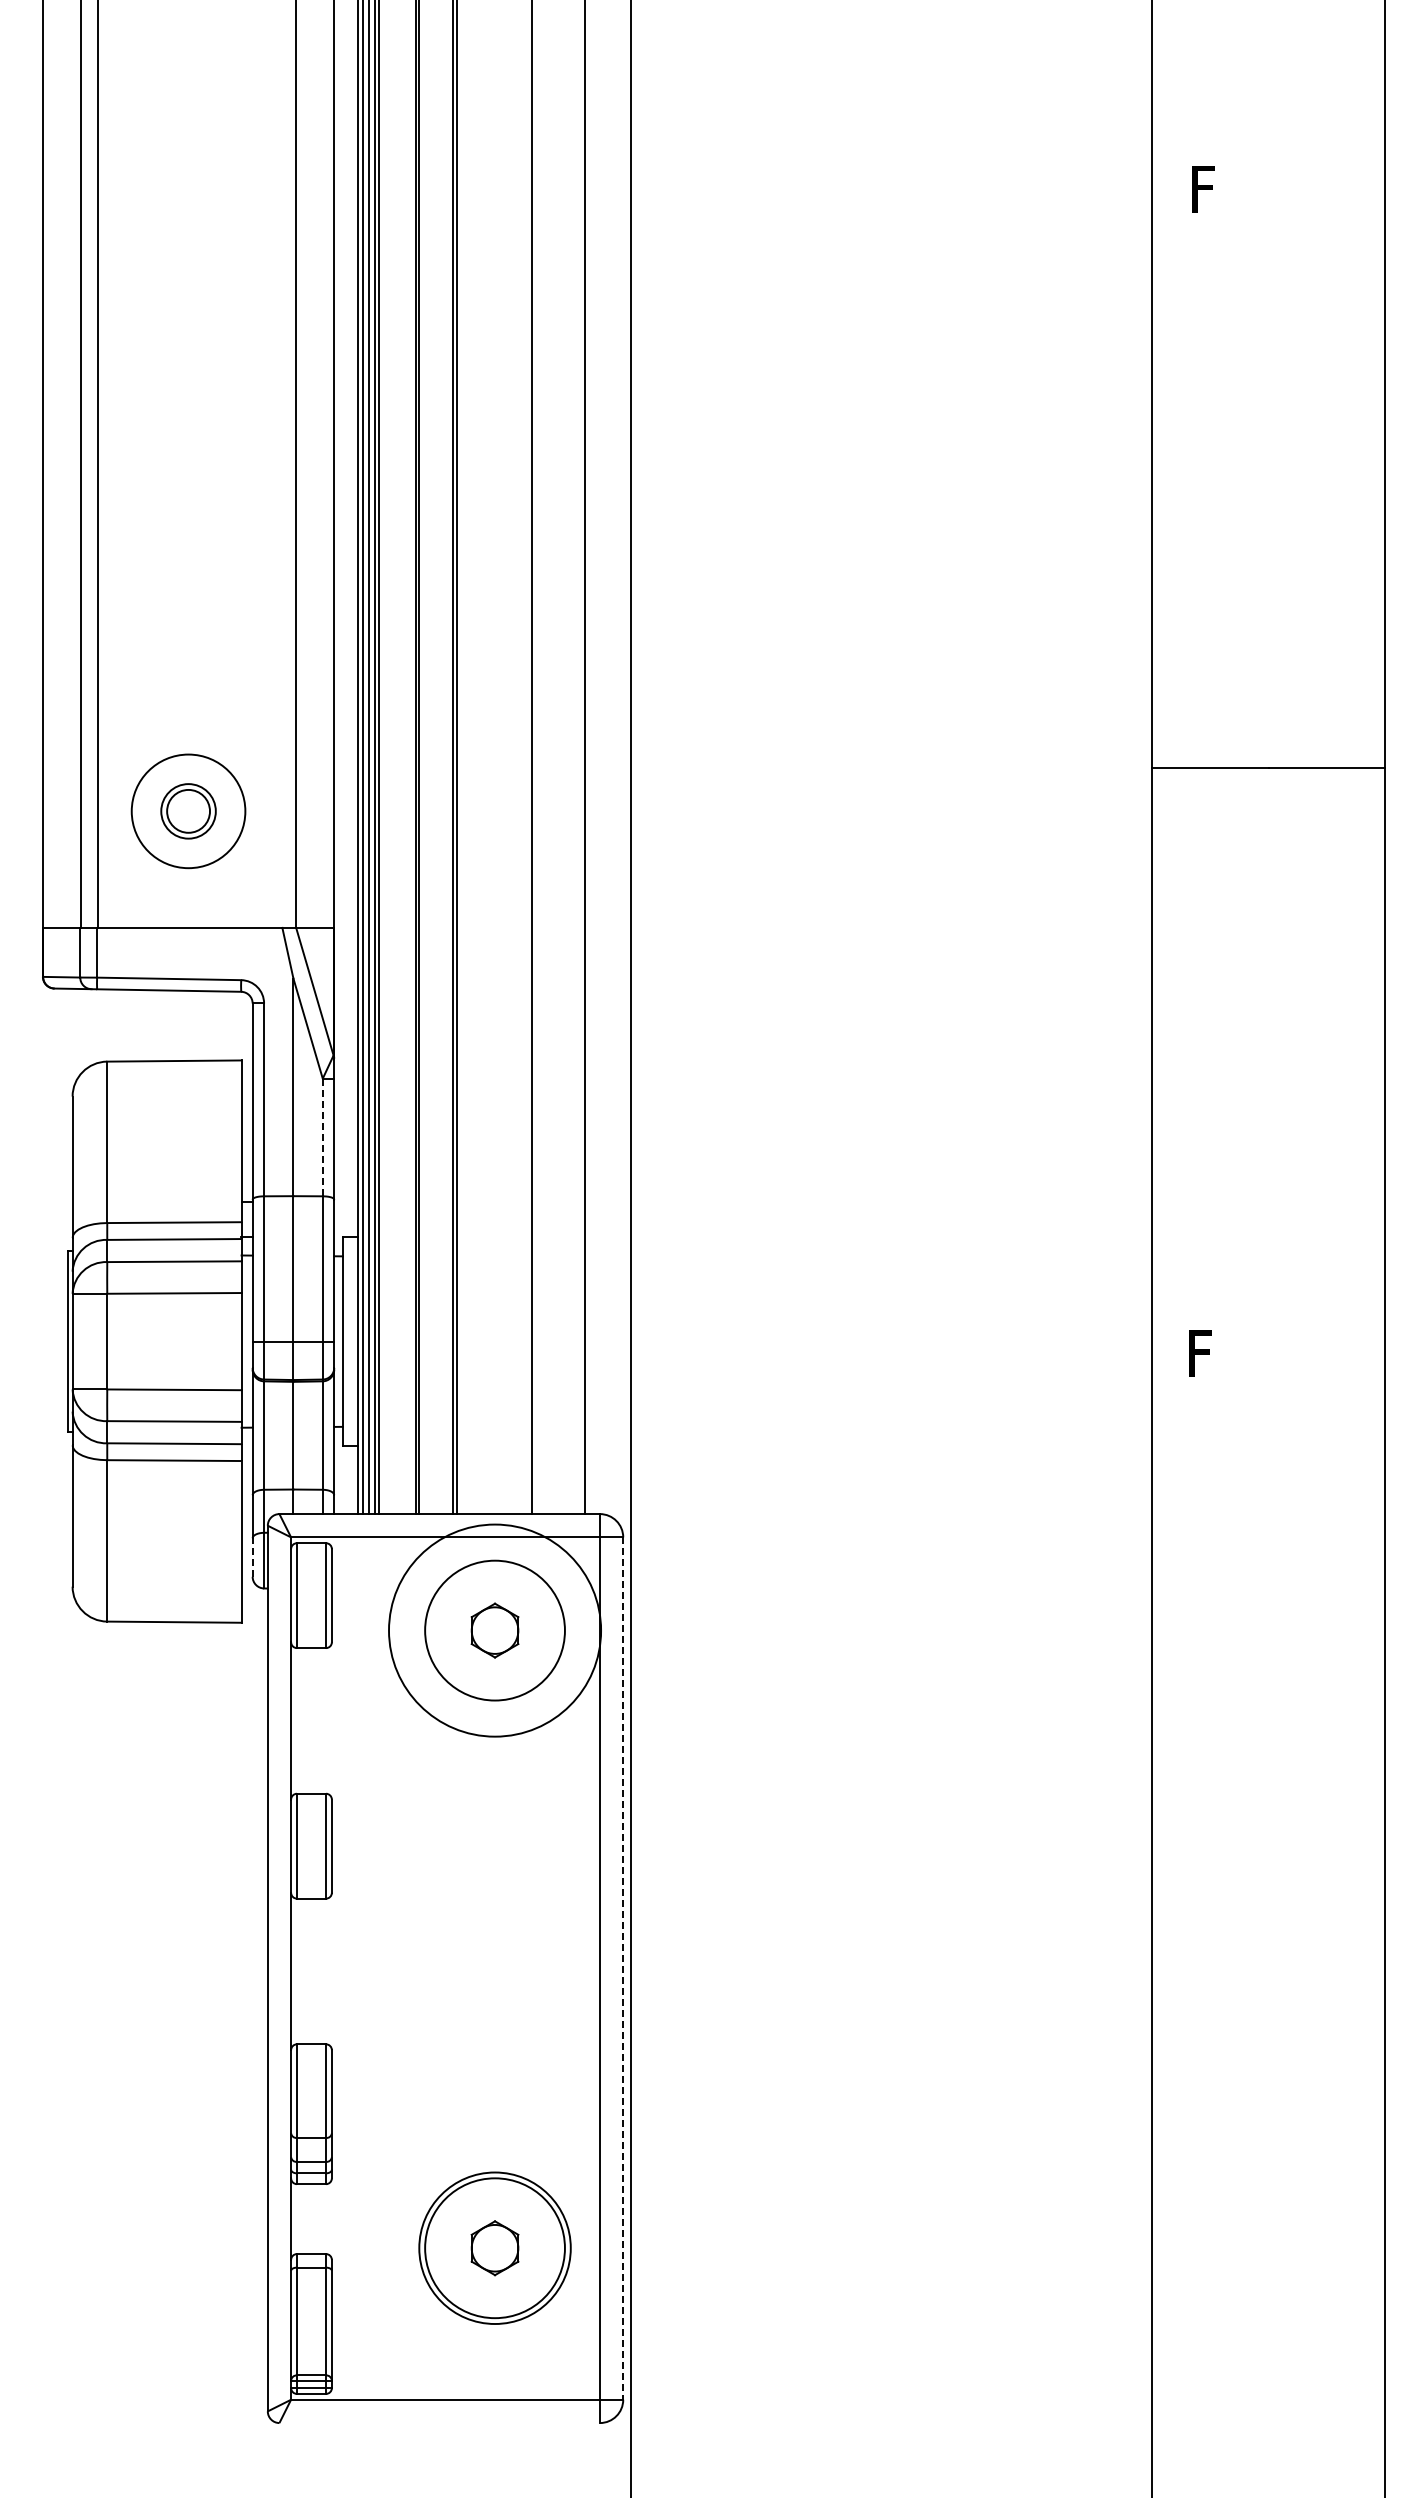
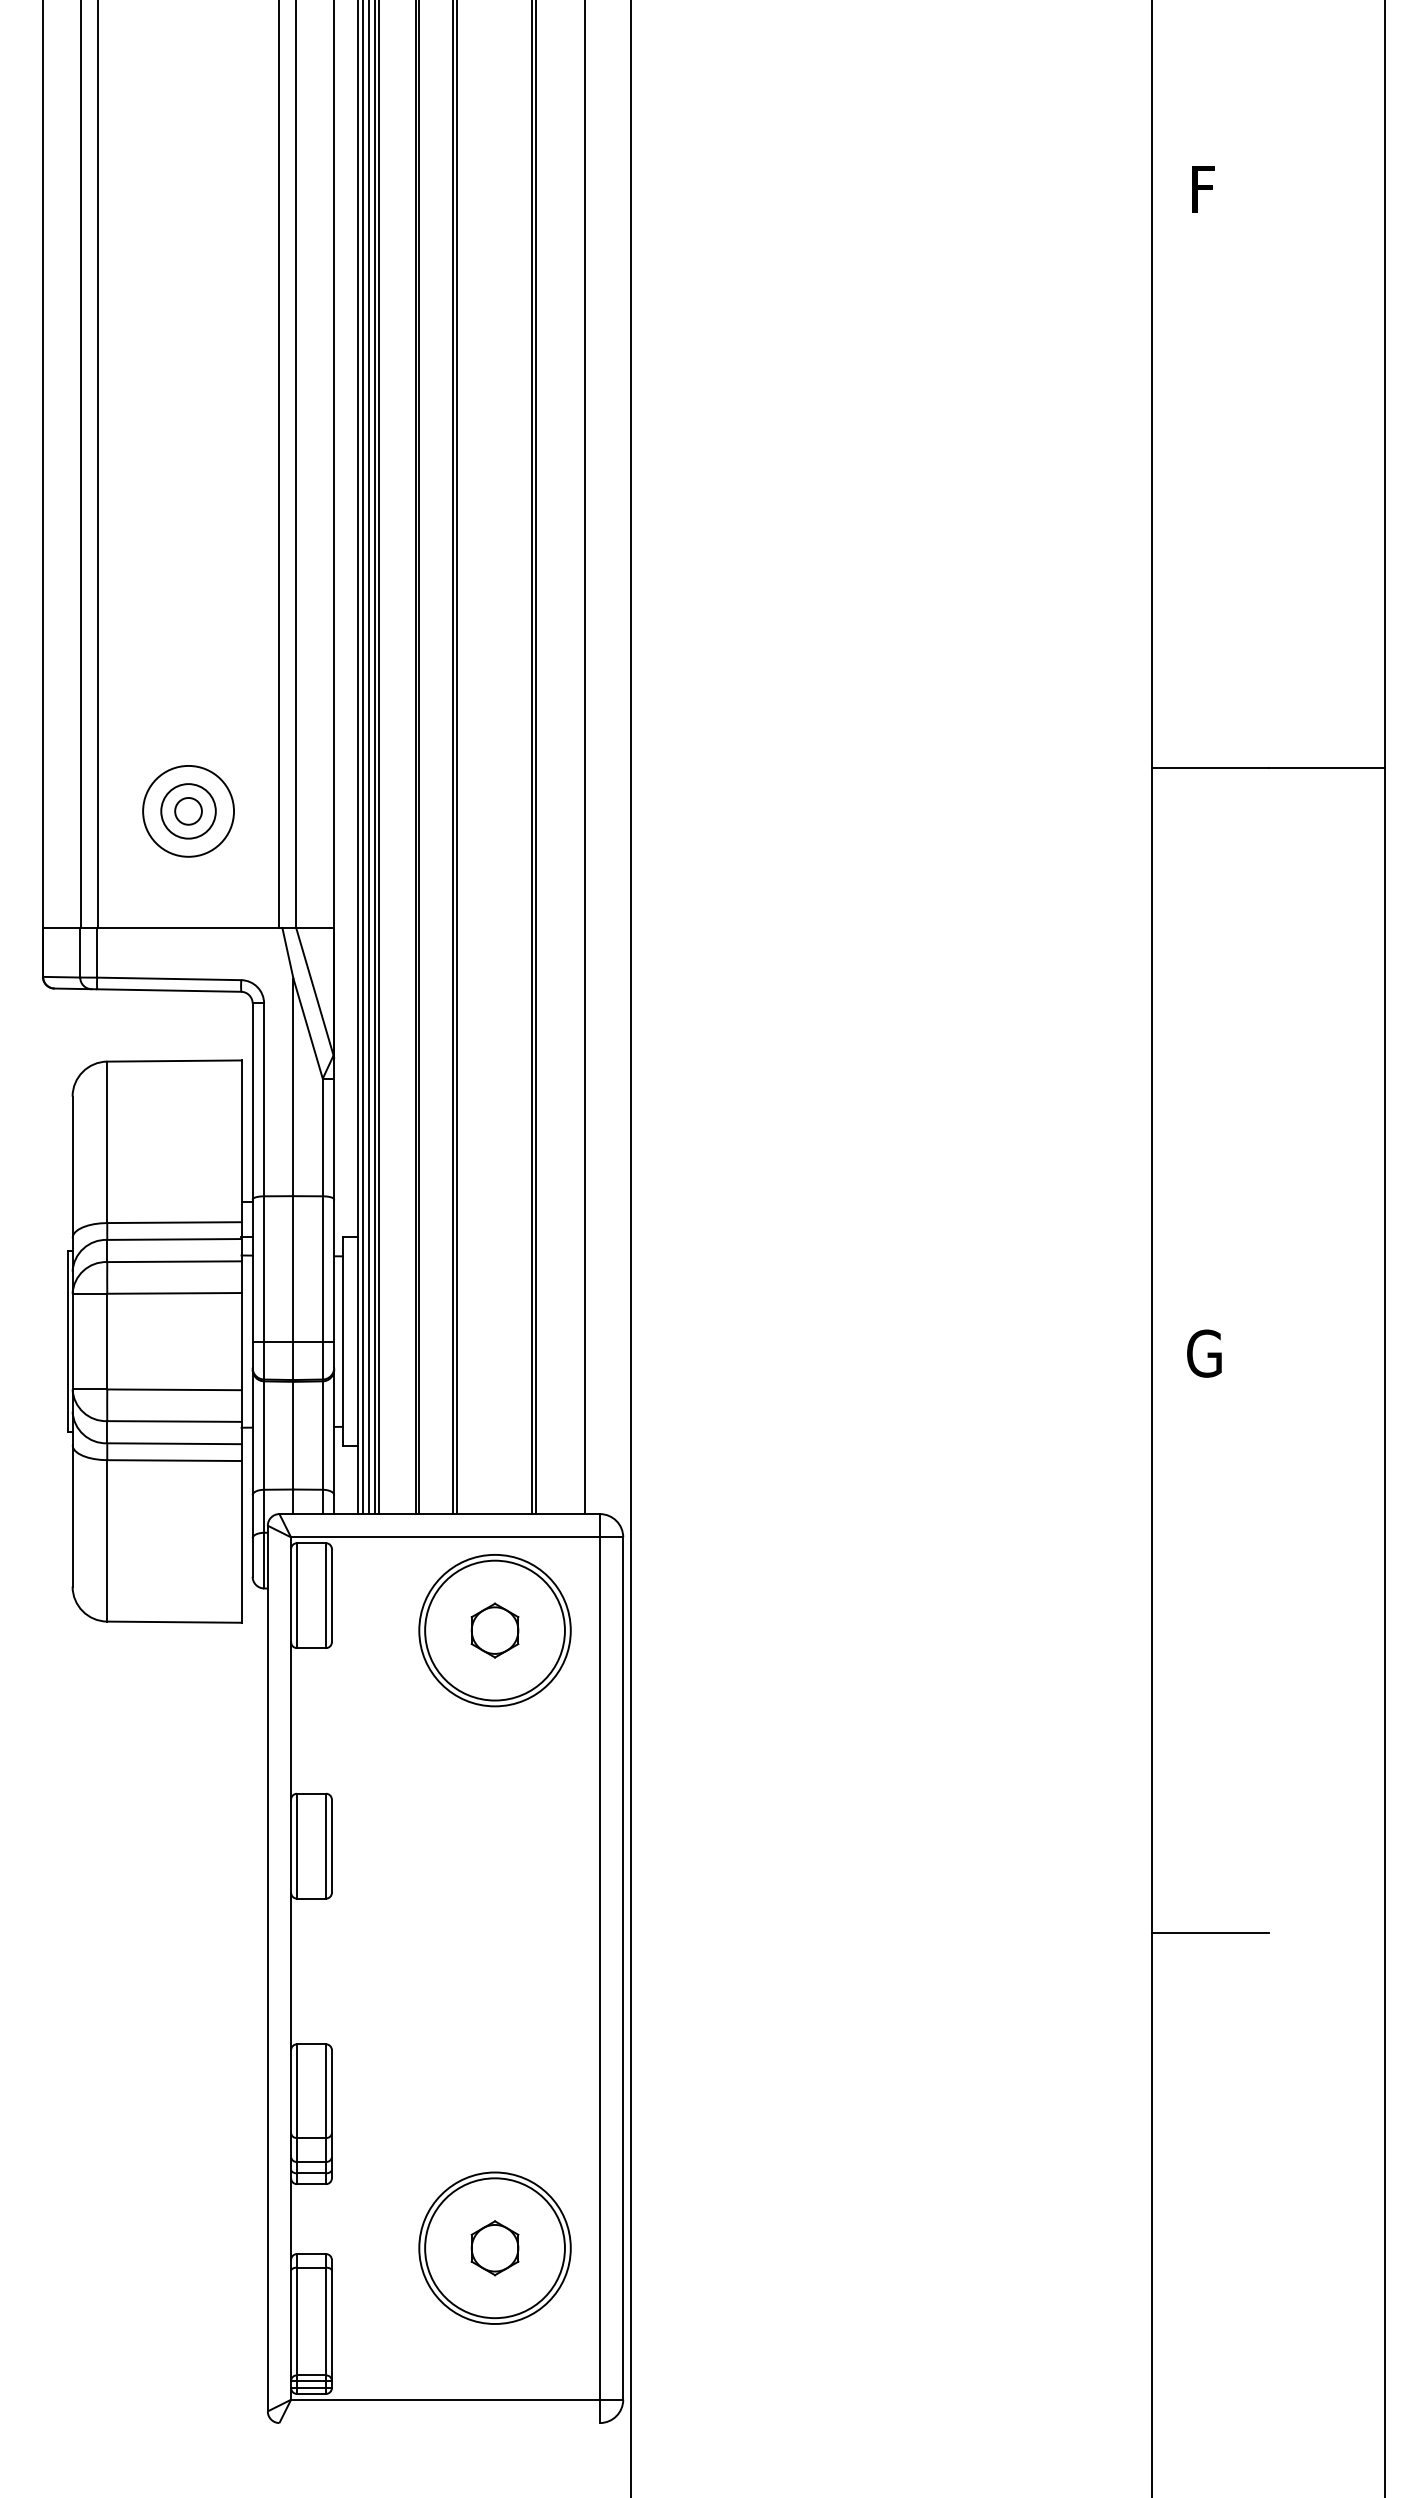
line: none -> present (279, 464)
line: none -> present (535, 758)
circle diameter: 43 px -> 27 px (188, 810)
circle diameter: 114 px -> 91 px (188, 810)
line: dashed -> solid (322, 1137)
text: F -> G (1204, 1353)
line: dashed -> solid (252, 1557)
circle diameter: 212 px -> 151 px (494, 1630)
line: none -> present (1210, 1933)
line: dashed -> solid (623, 1969)
